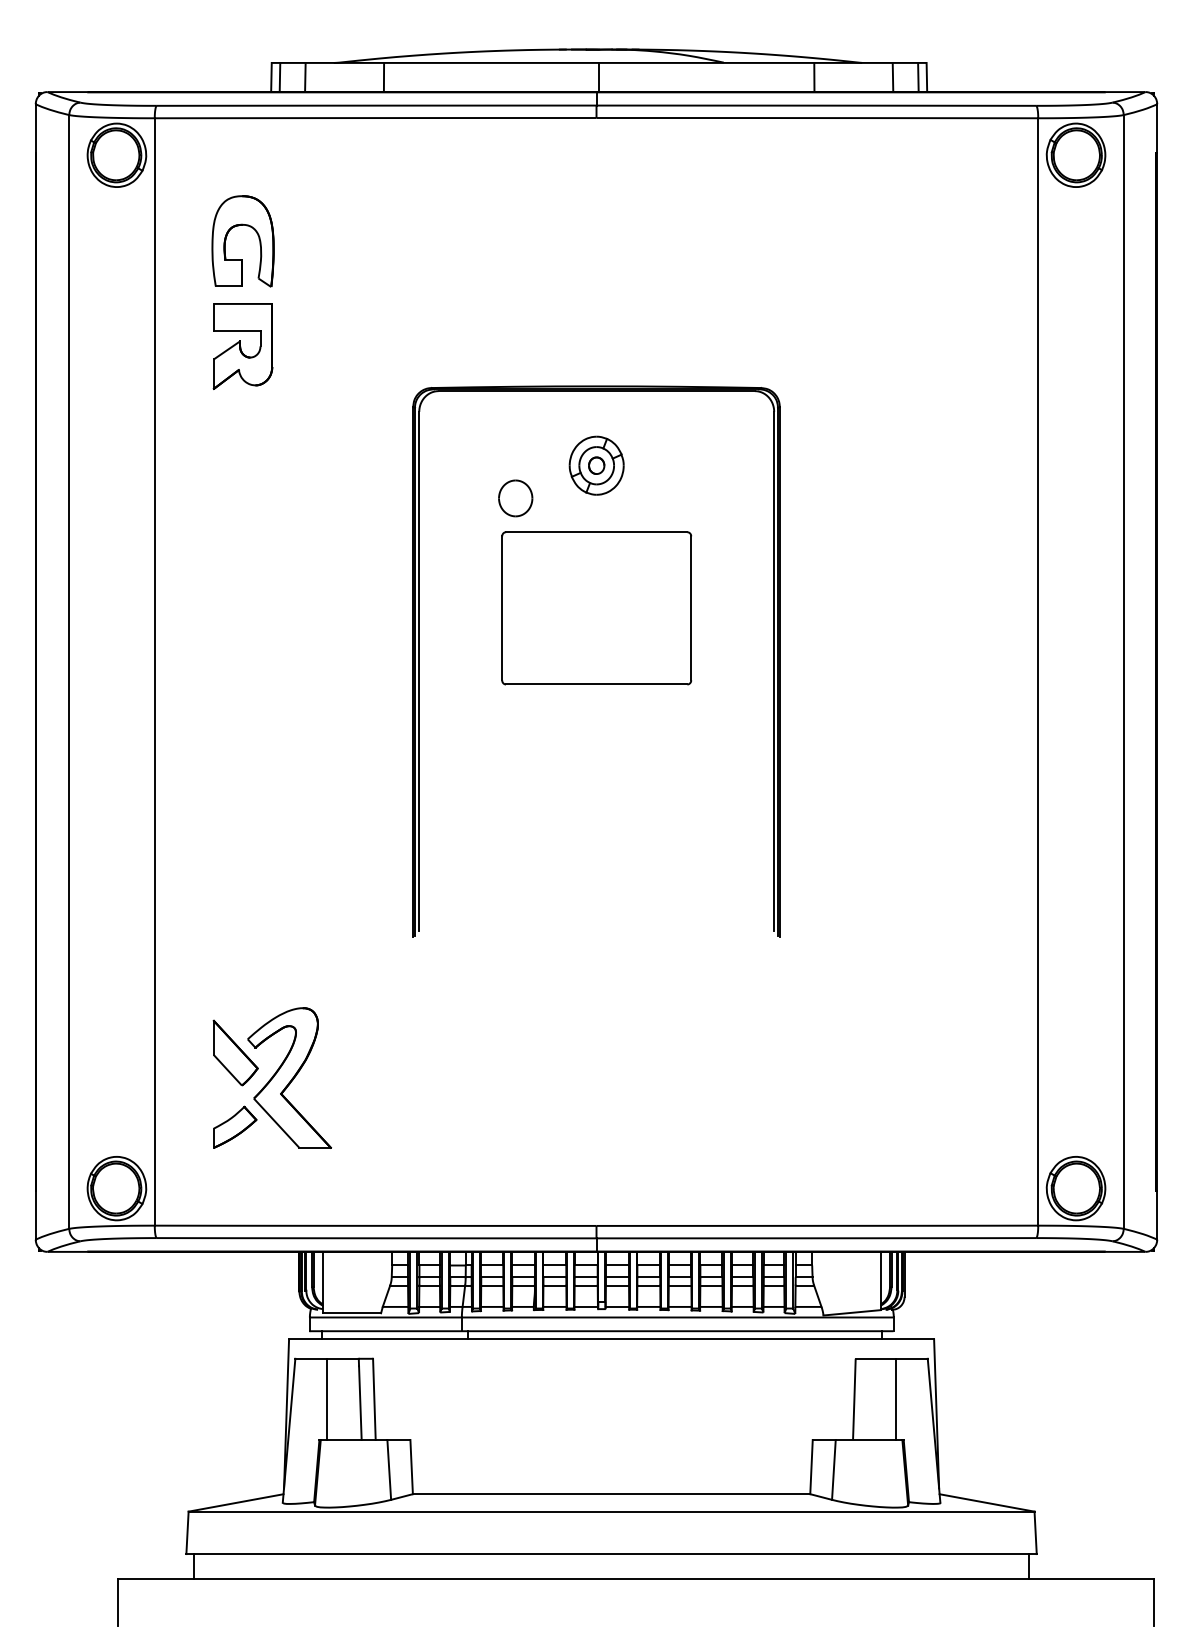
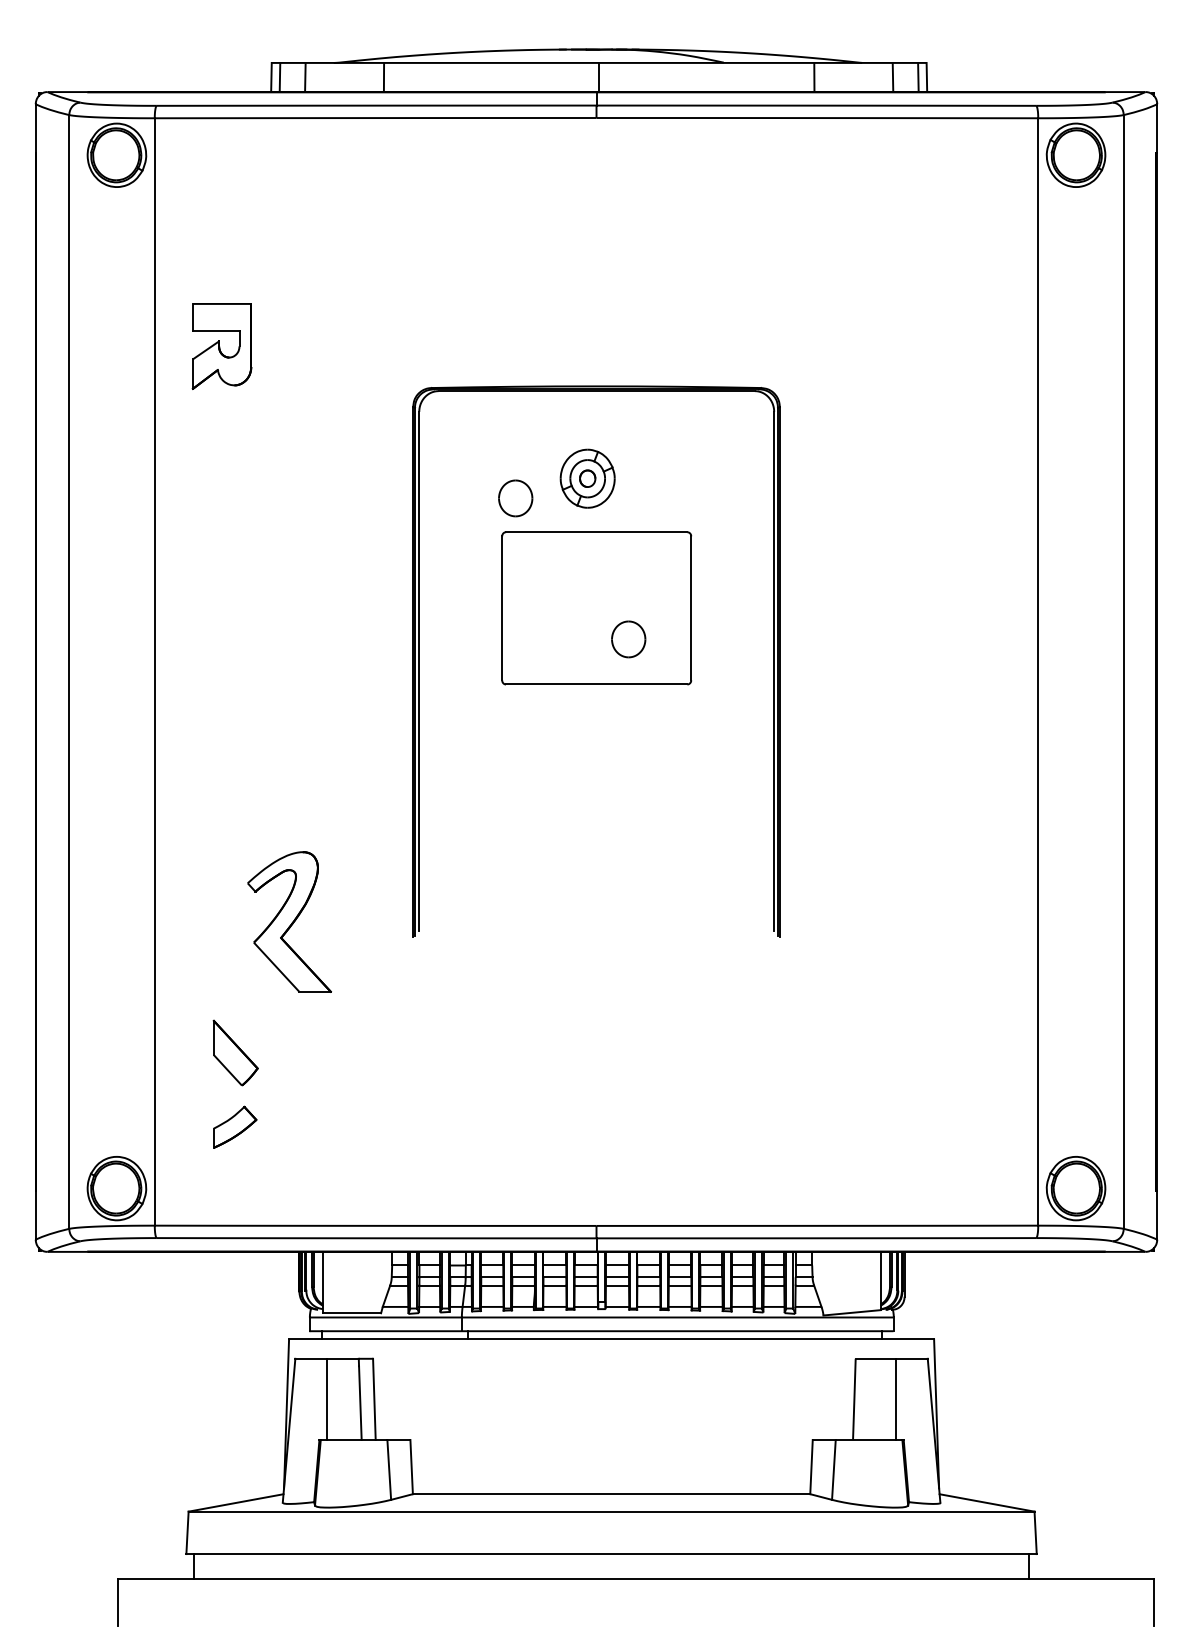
part: present -> none (238, 226)
part position: (242, 346) -> (221, 346) (221, 346)
part position: (596, 465) -> (587, 478) (587, 478)
part: none -> present (628, 639)
part position: (289, 1077) -> (289, 921) (289, 921)
